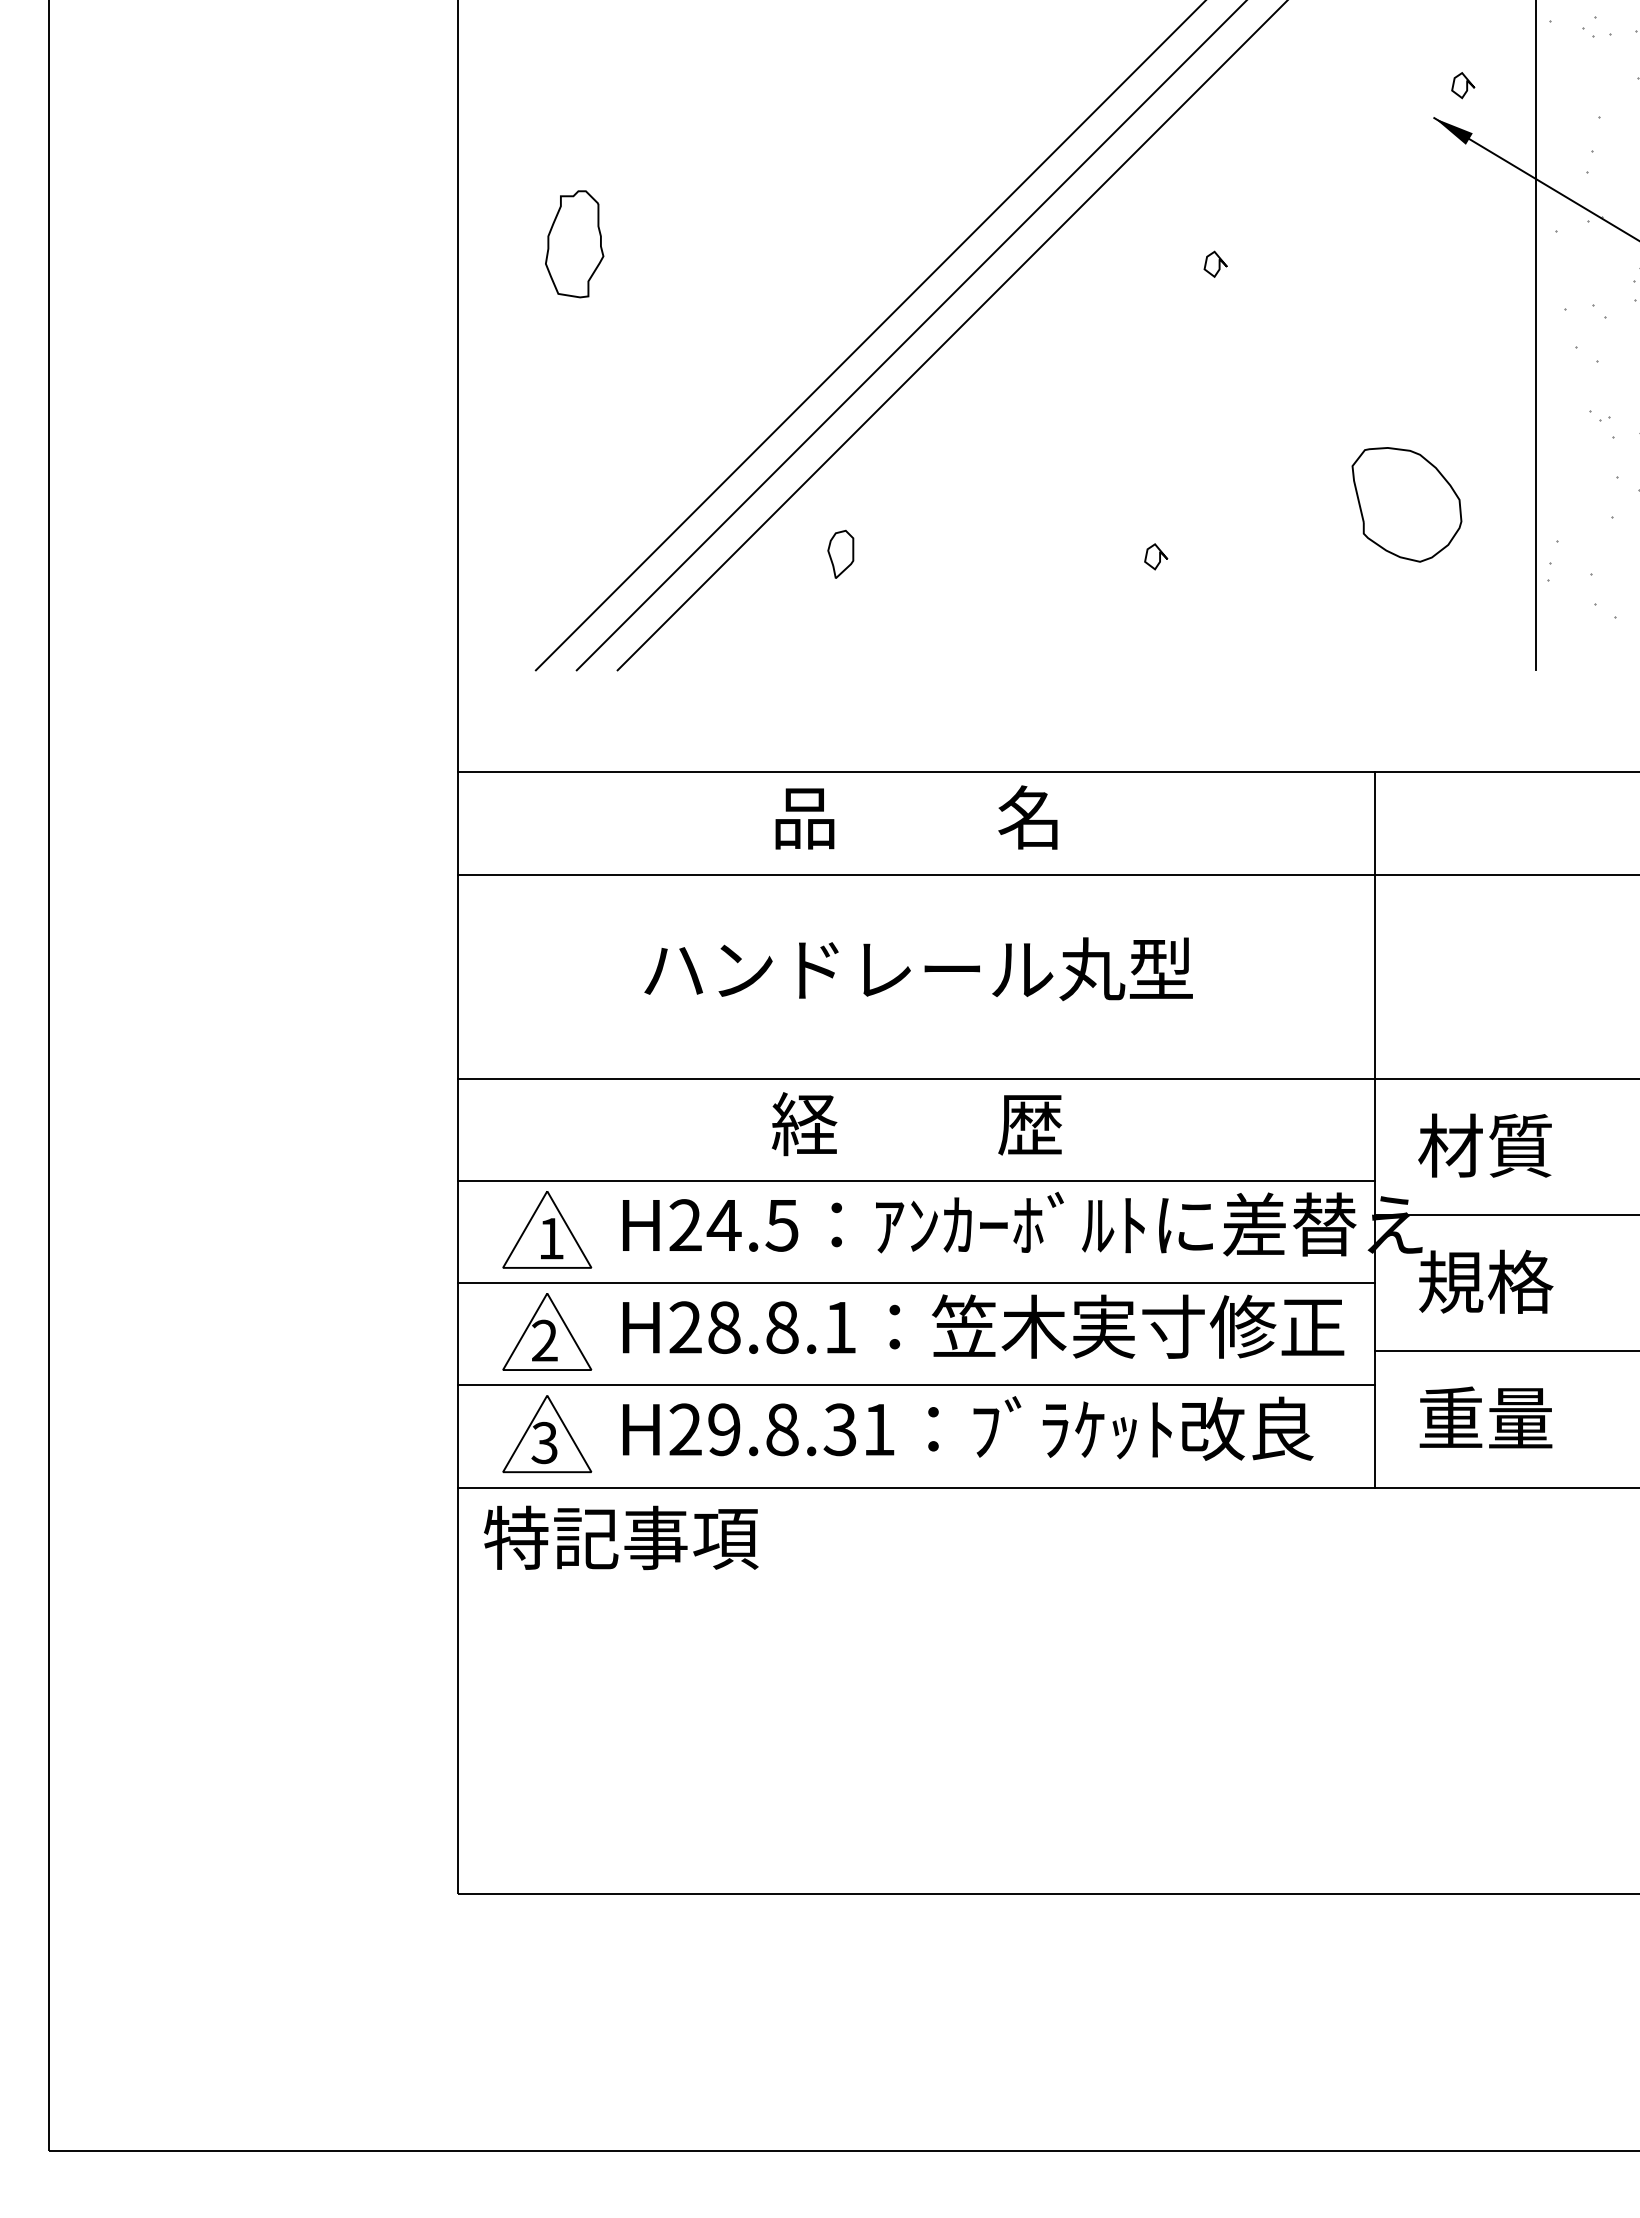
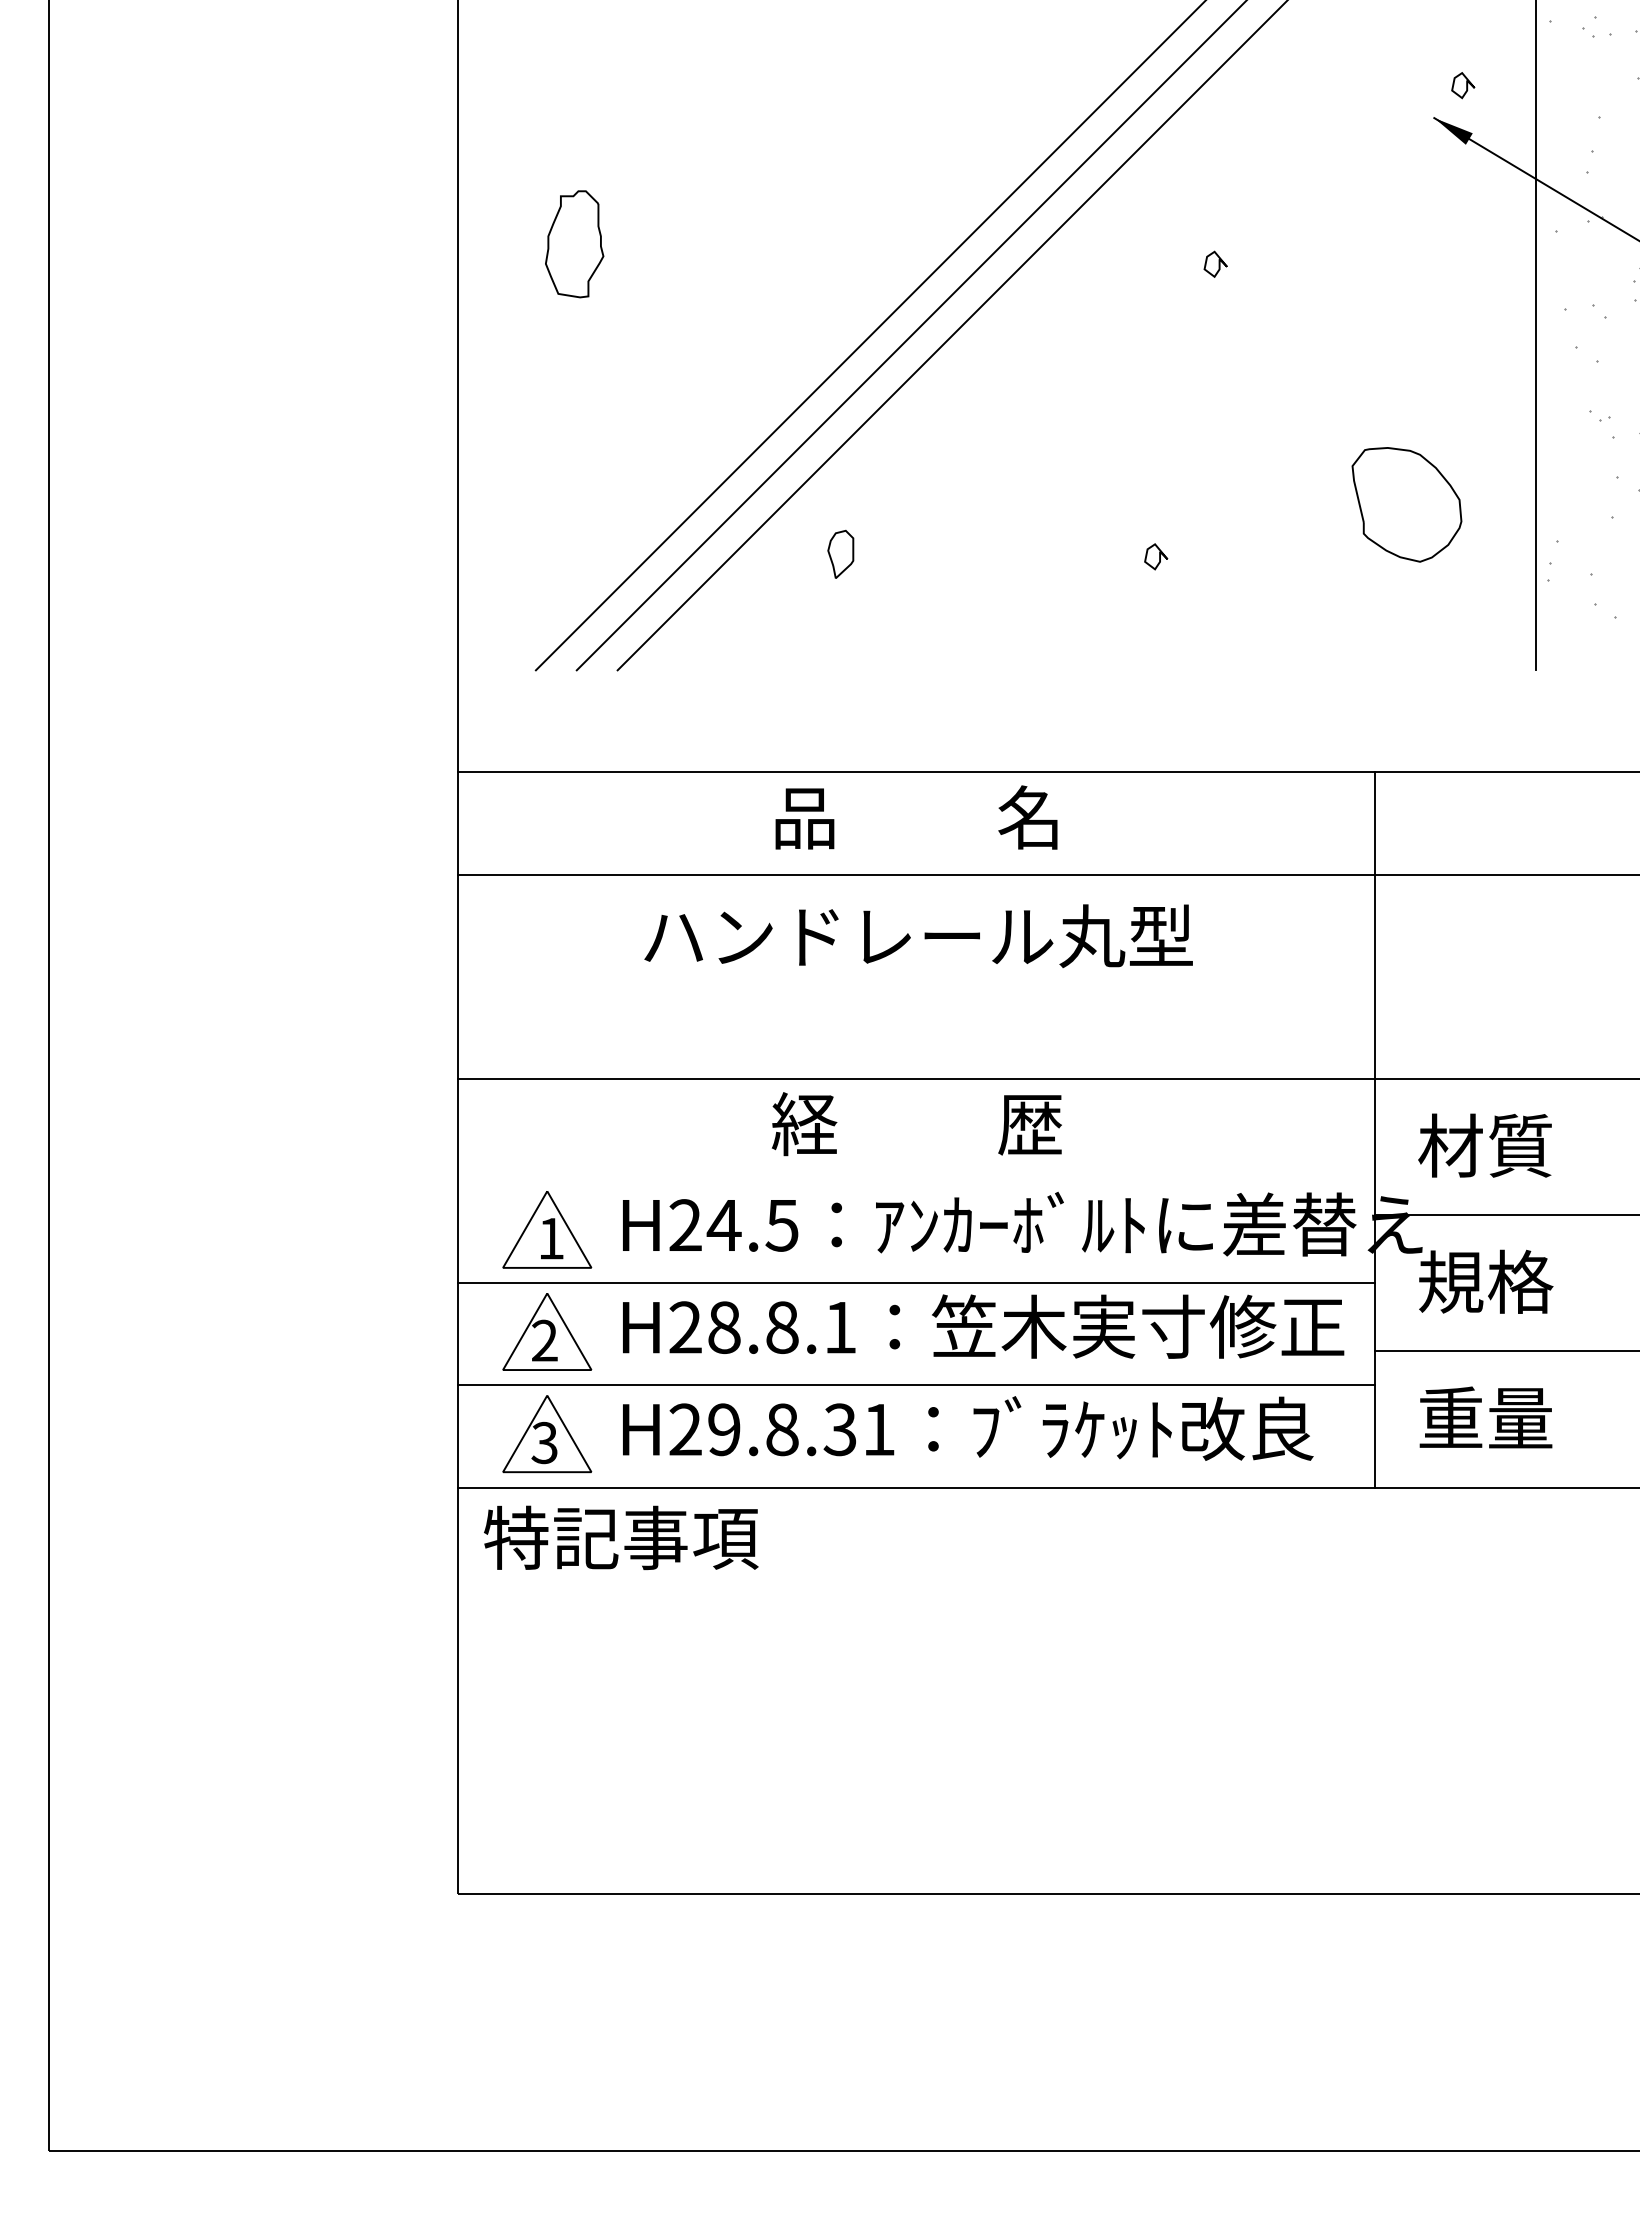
text position: (918, 969) -> (918, 936) (918, 936)
line: present -> none (915, 1181)
